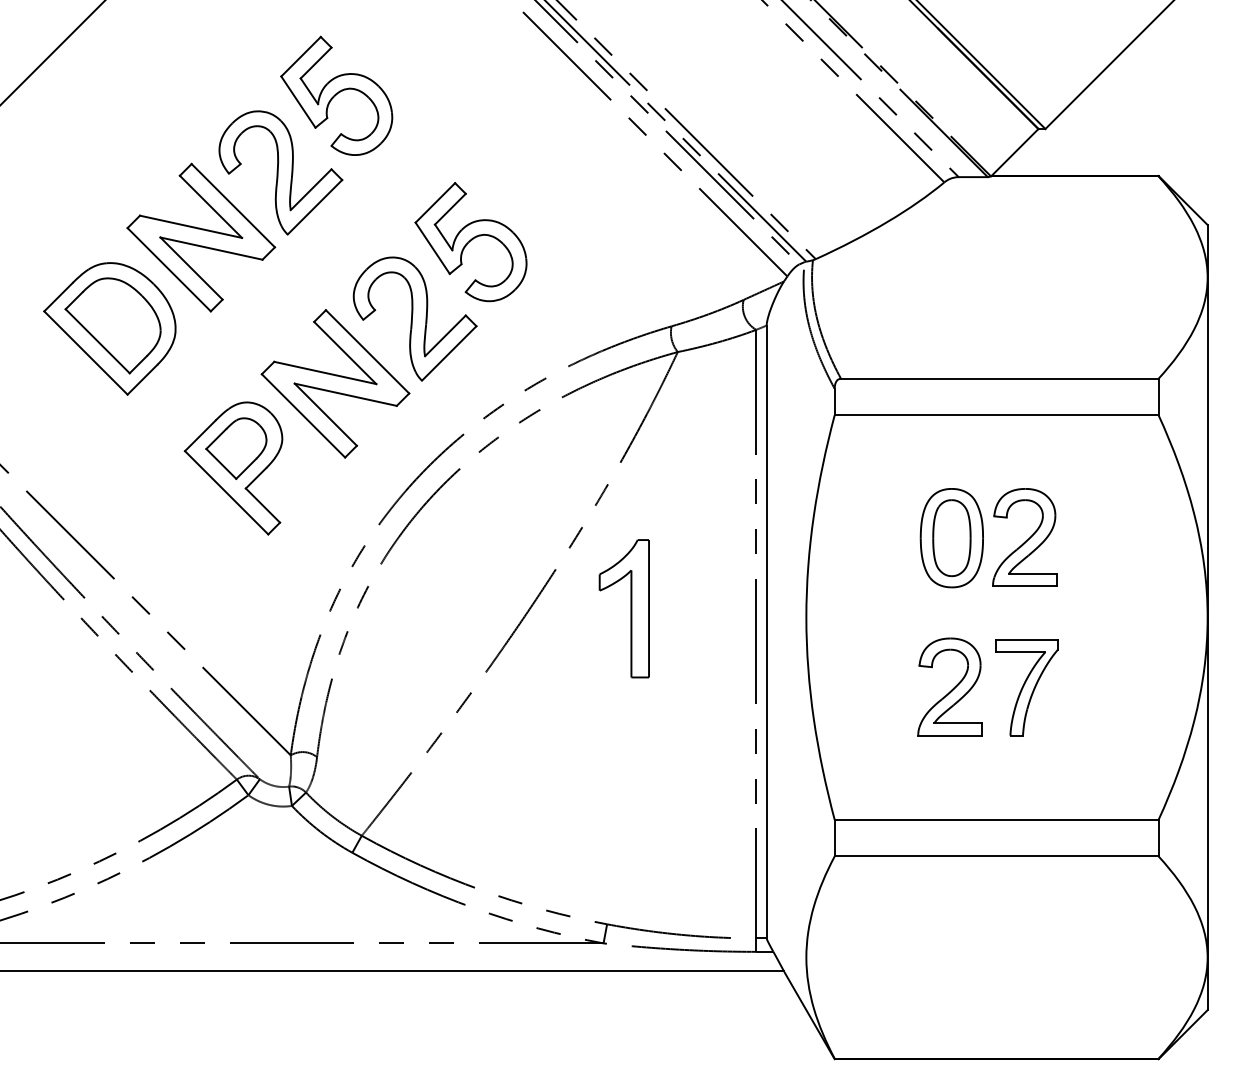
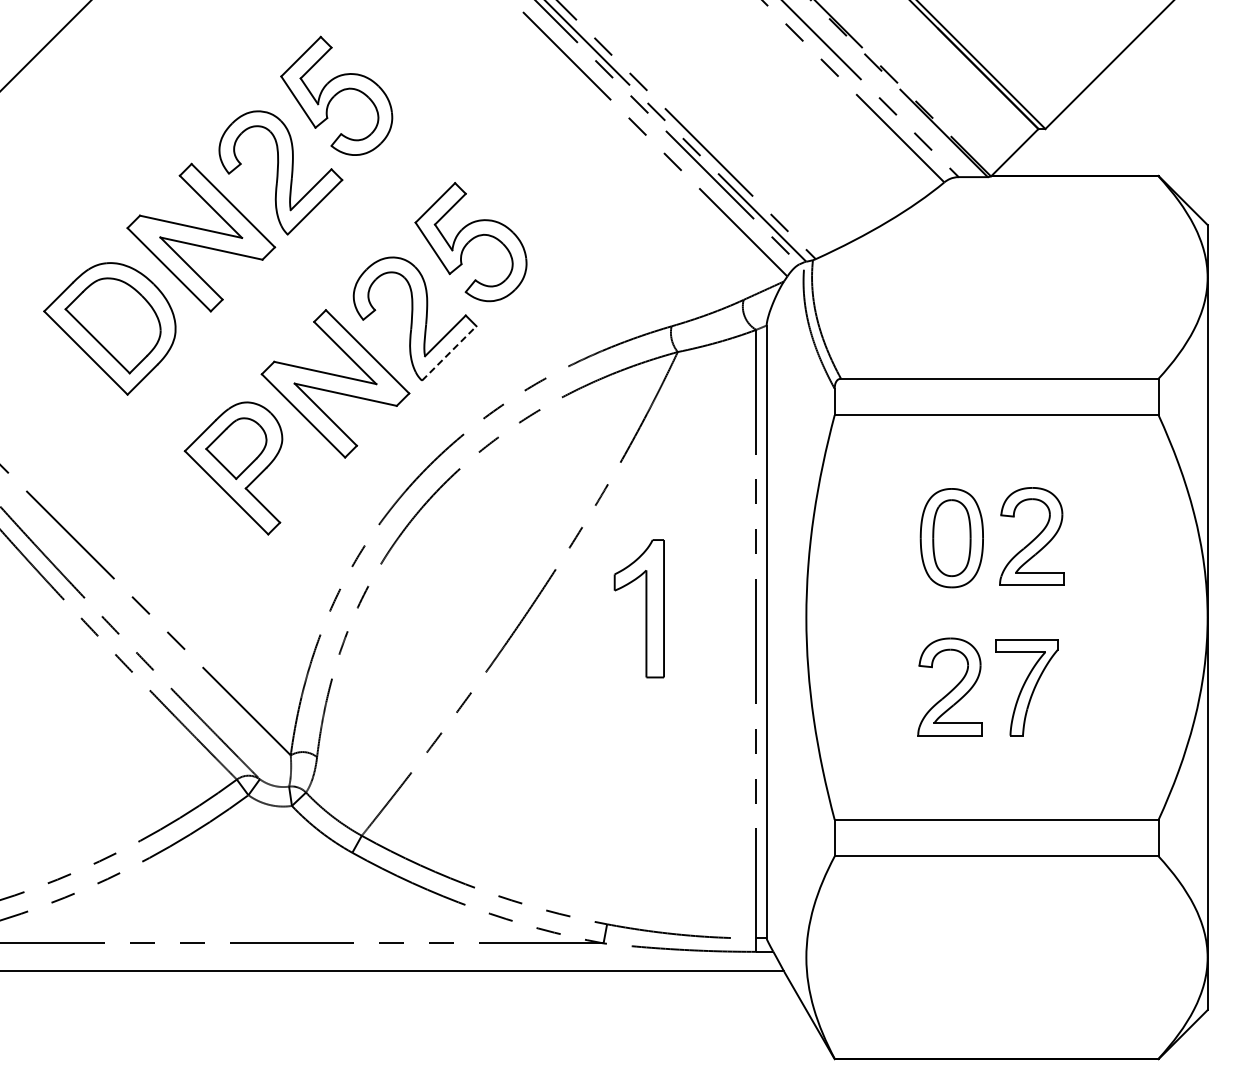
line position: (52, 52) -> (45, 45) (45, 45)
line: solid -> dashed (449, 353)
part position: (1024, 537) -> (1031, 536) (1031, 536)
part position: (630, 608) -> (645, 608) (645, 608)
